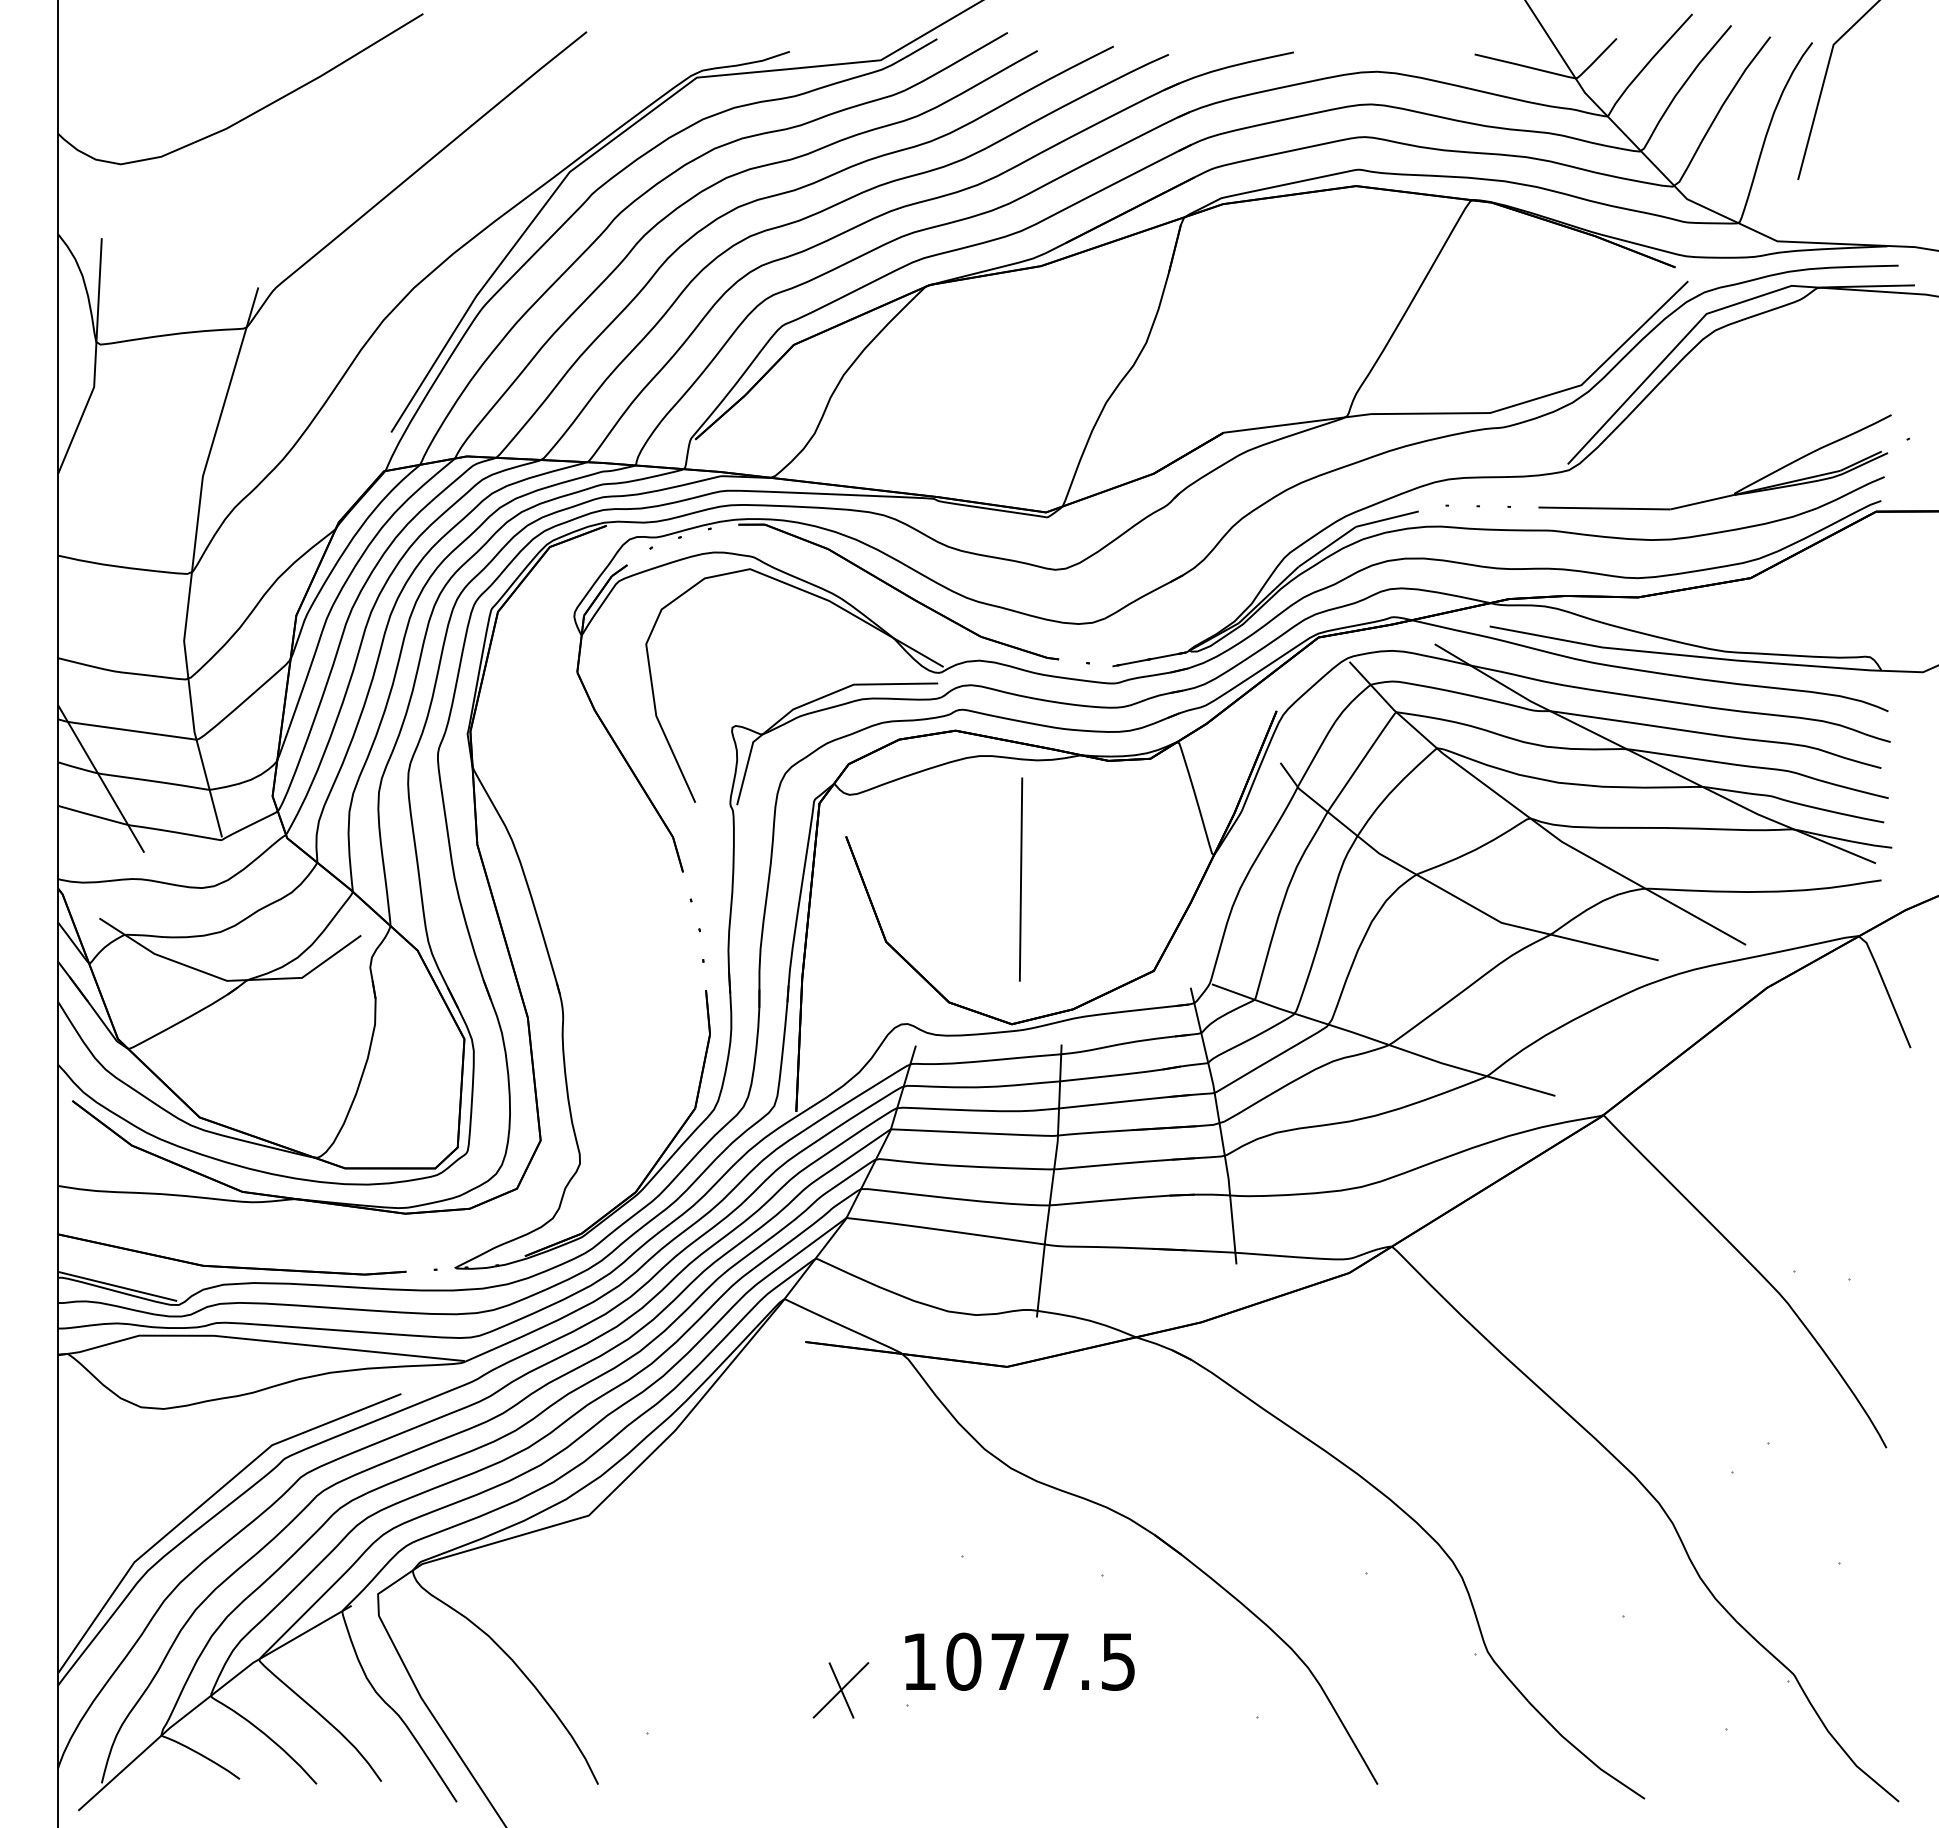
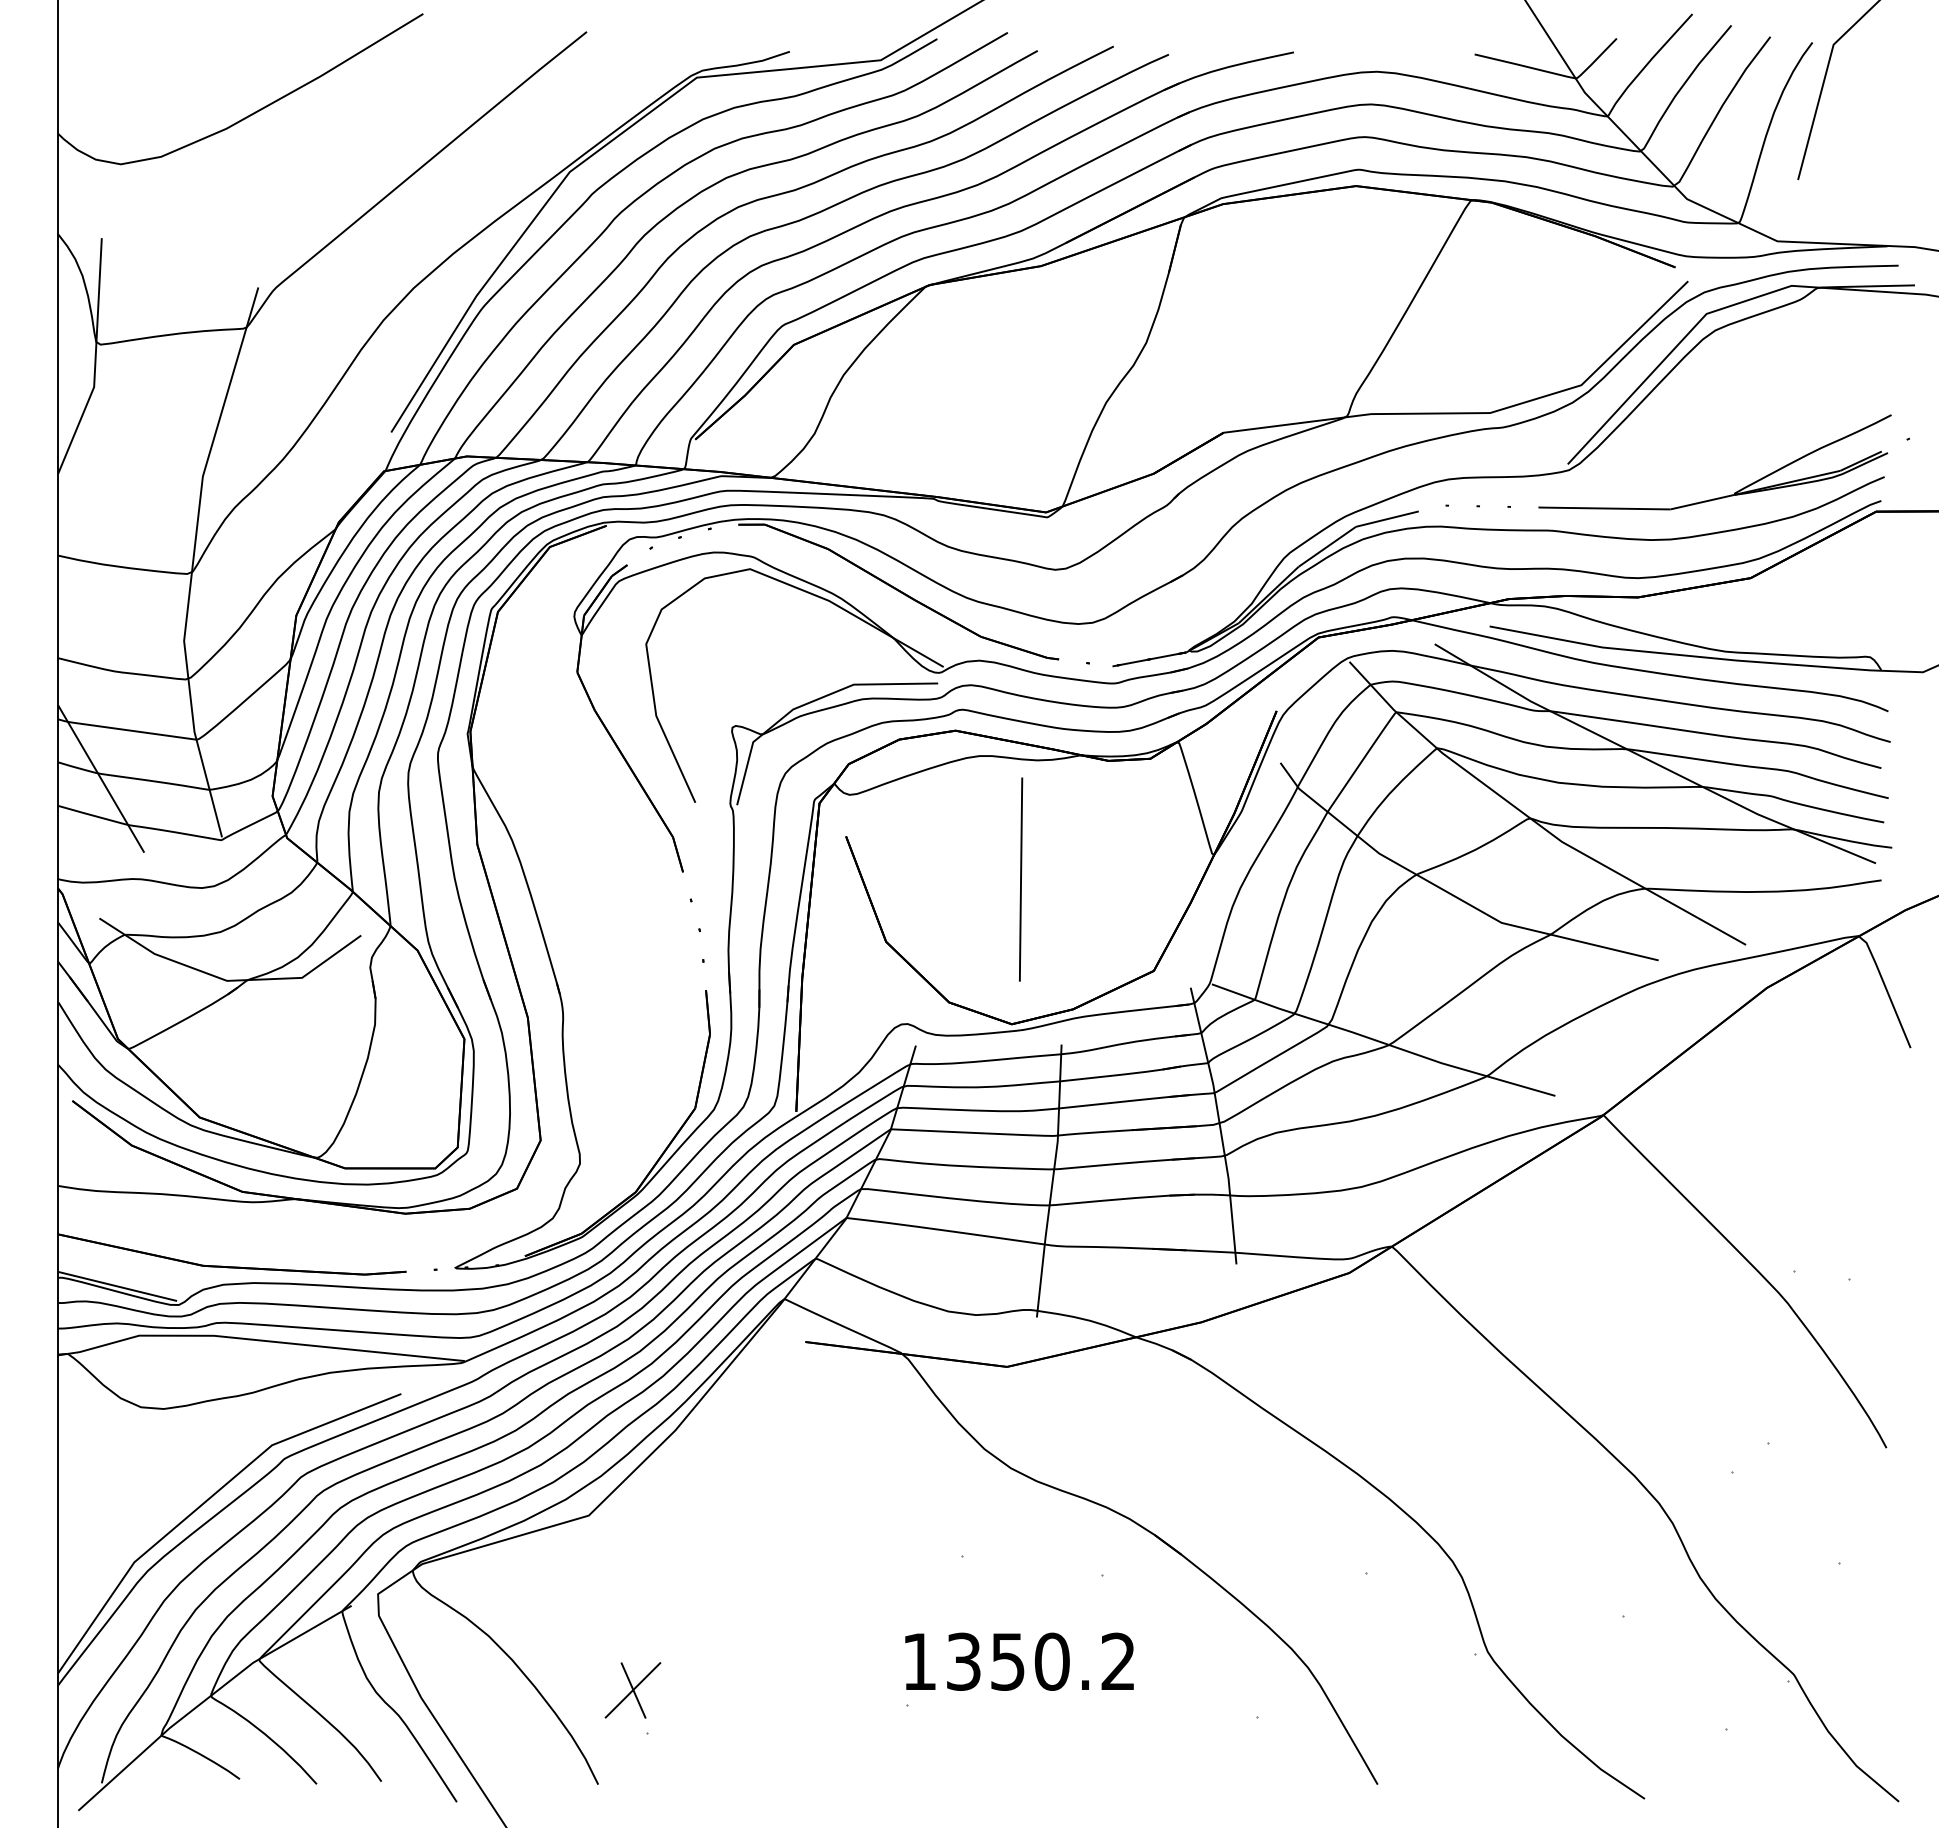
text: 1077.5 -> 1350.2 (1040, 1661)
part position: (840, 1690) -> (632, 1690) (632, 1690)
